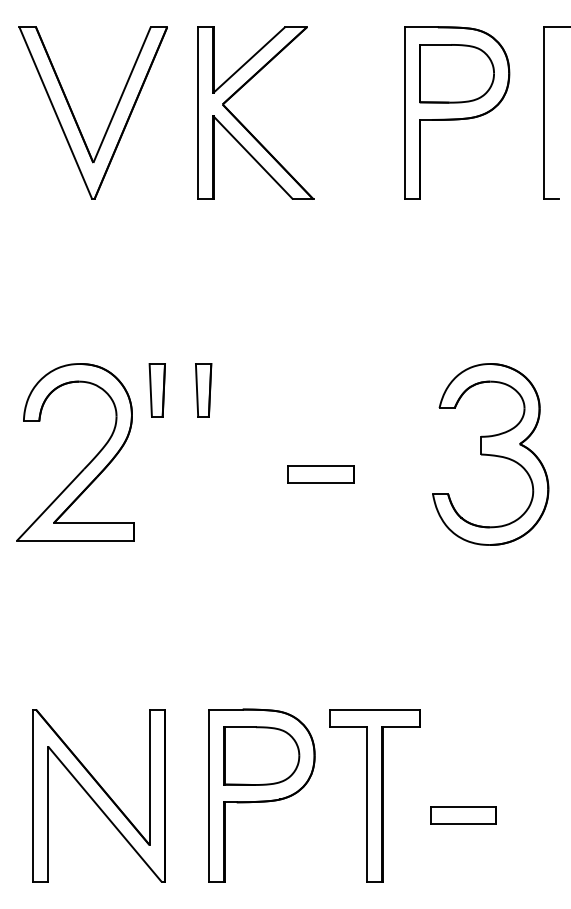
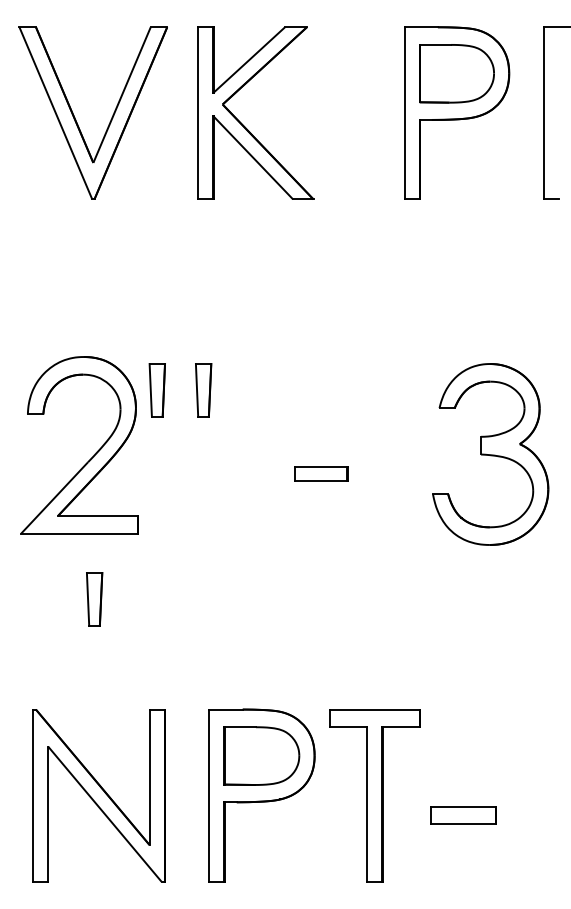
part position: (87, 464) -> (91, 457) (91, 457)
part size: 68x19 px -> 55x16 px (321, 473)
part: none -> present (94, 599)
